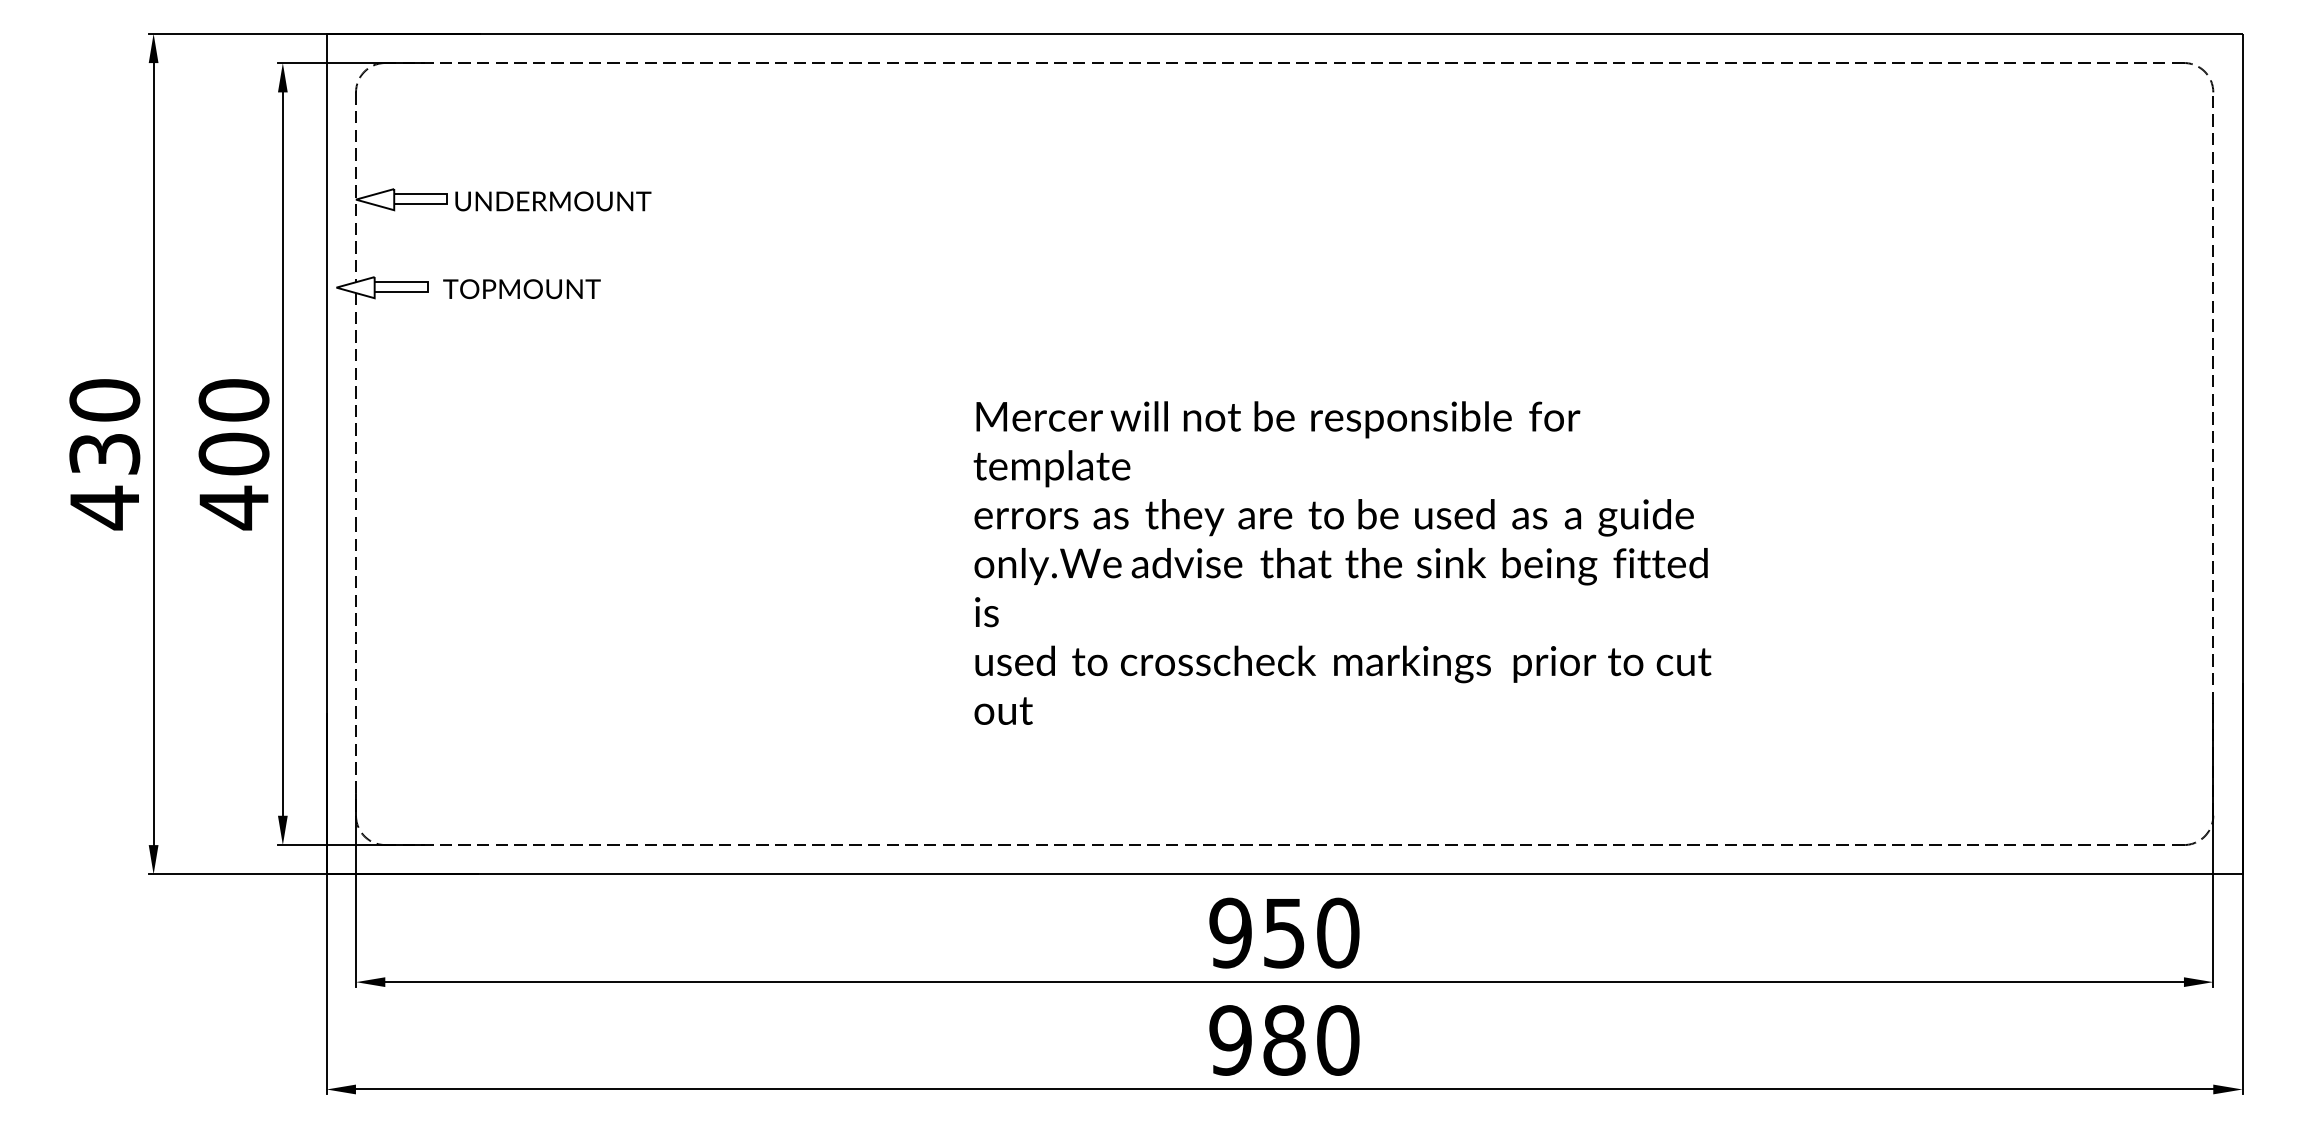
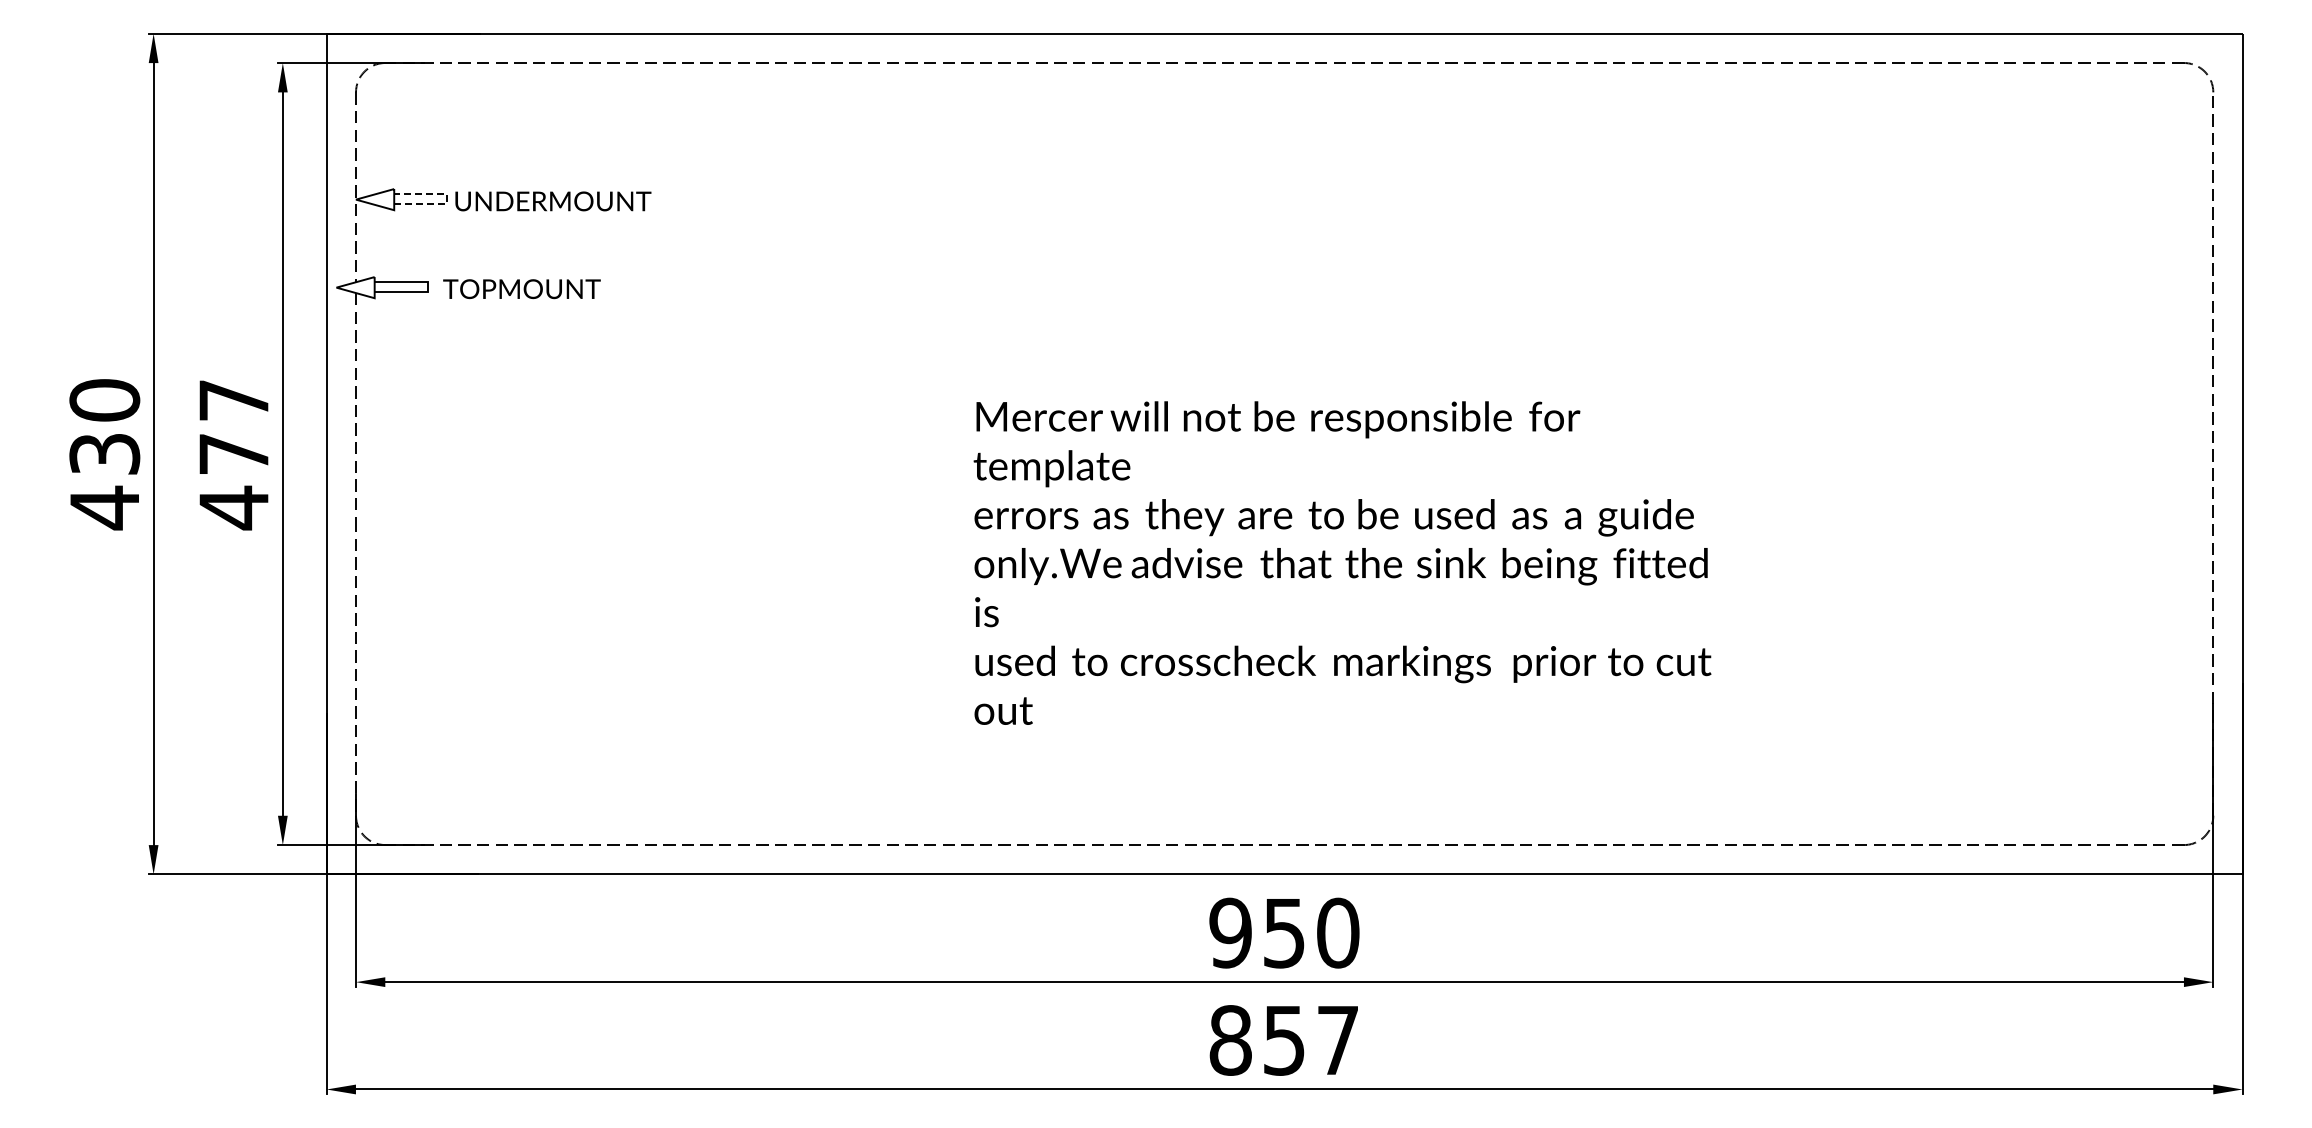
line: solid -> dashed (447, 198)
text: 400 -> 477 (233, 427)
text: 980 -> 857 (1284, 1040)
